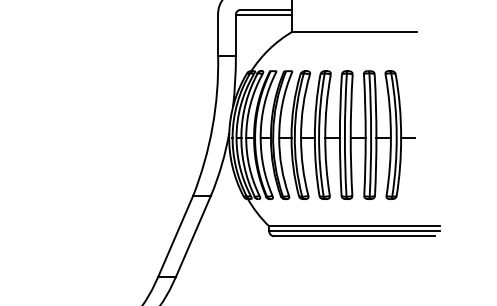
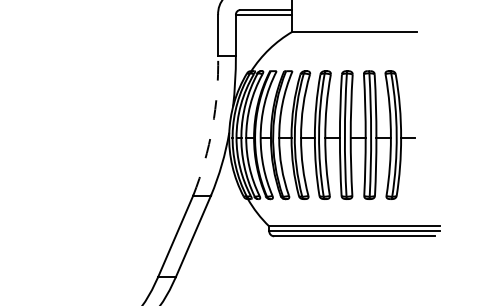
arc: solid -> dashed (212, 127)
